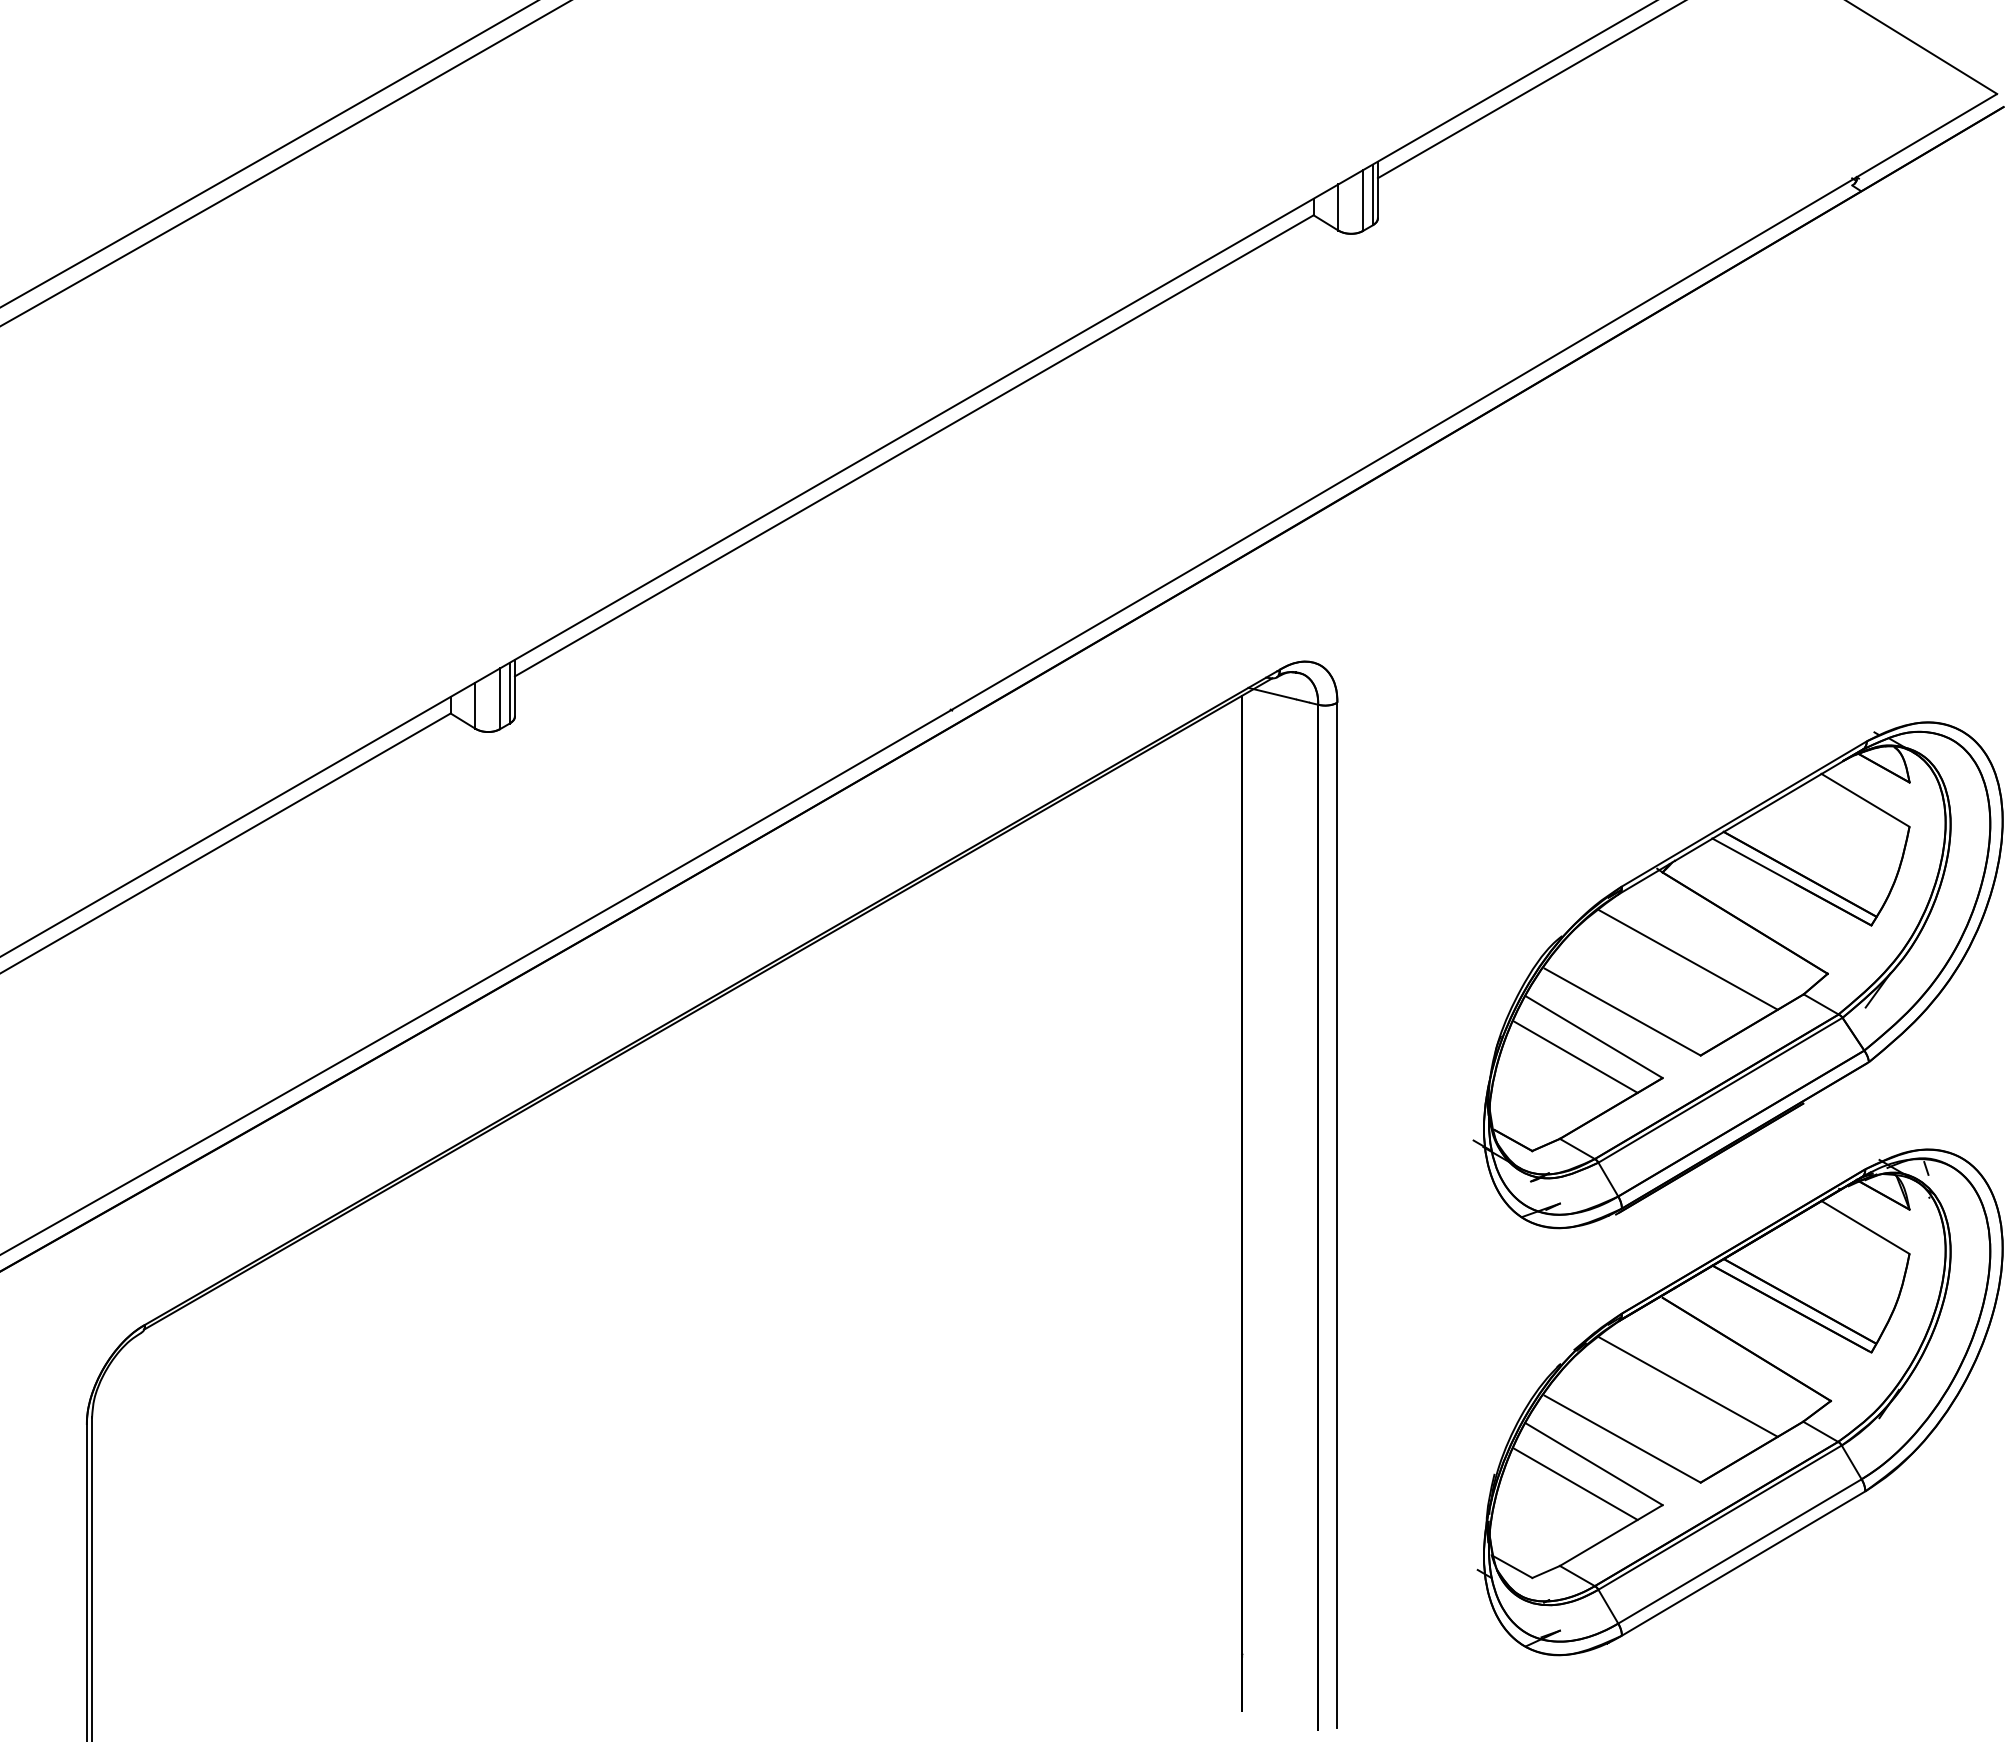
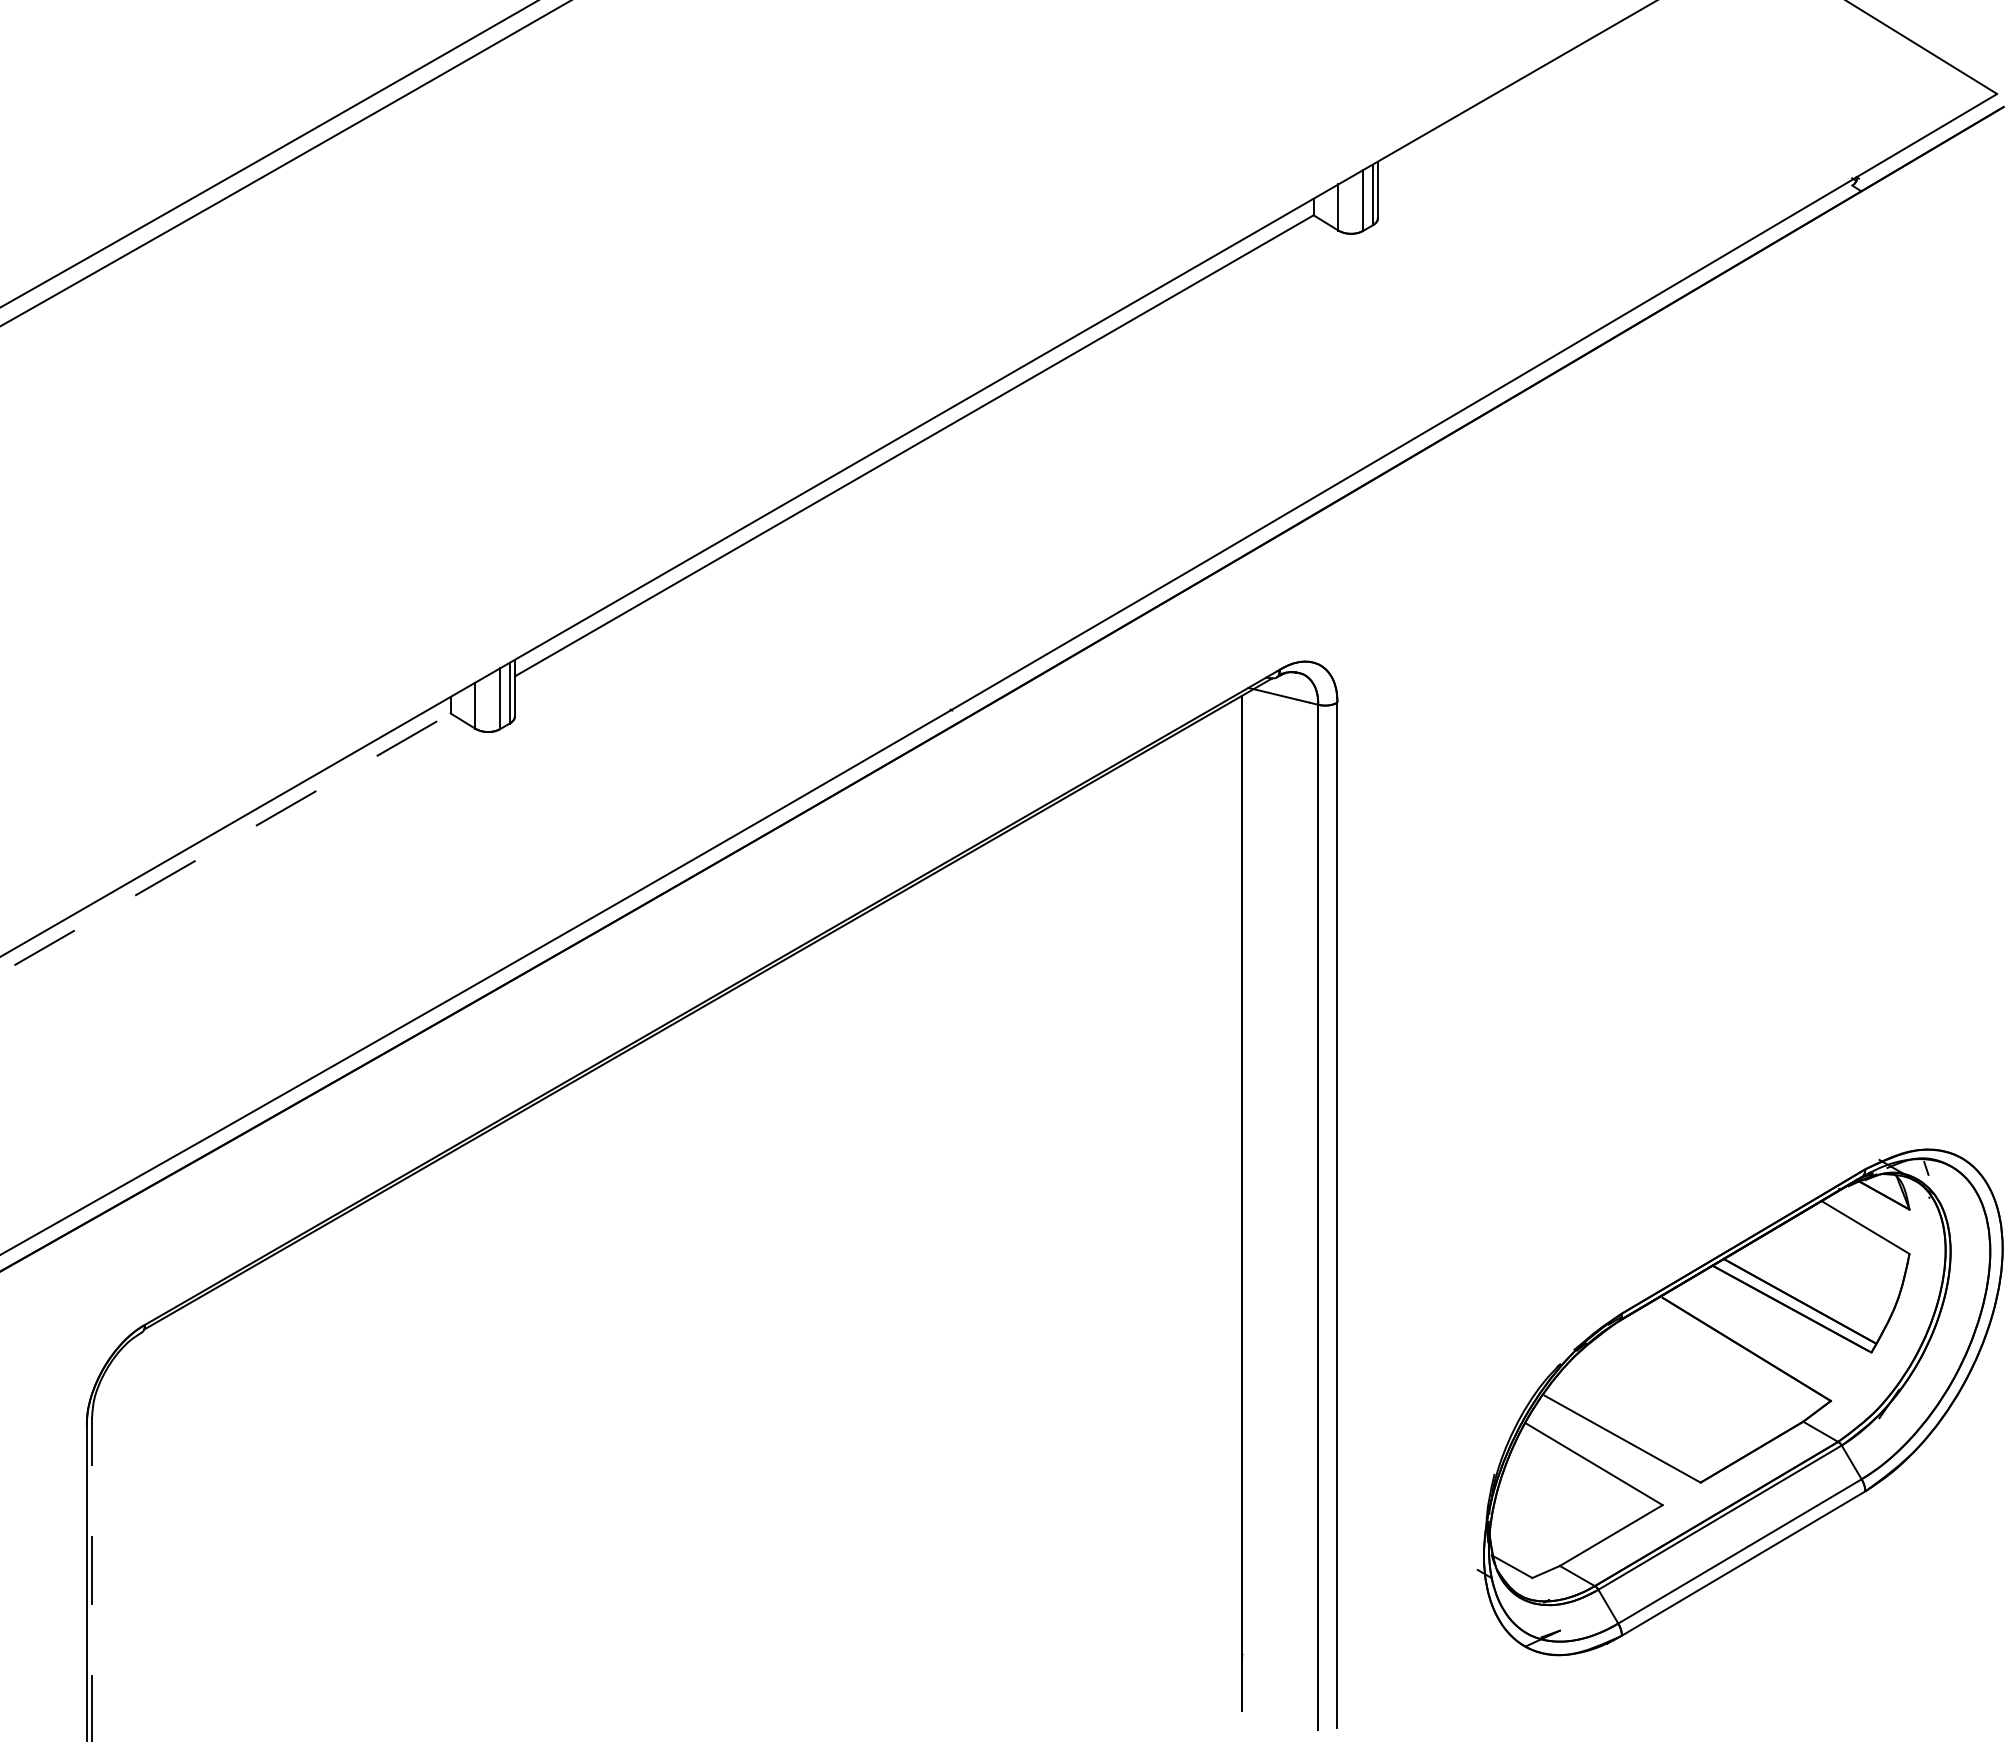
line: present -> none (1529, 90)
line: solid -> dashed (225, 843)
part: present -> none (1737, 975)
line: present -> none (1688, 1386)
line: present -> none (1575, 1483)
line: solid -> dashed (92, 1579)
